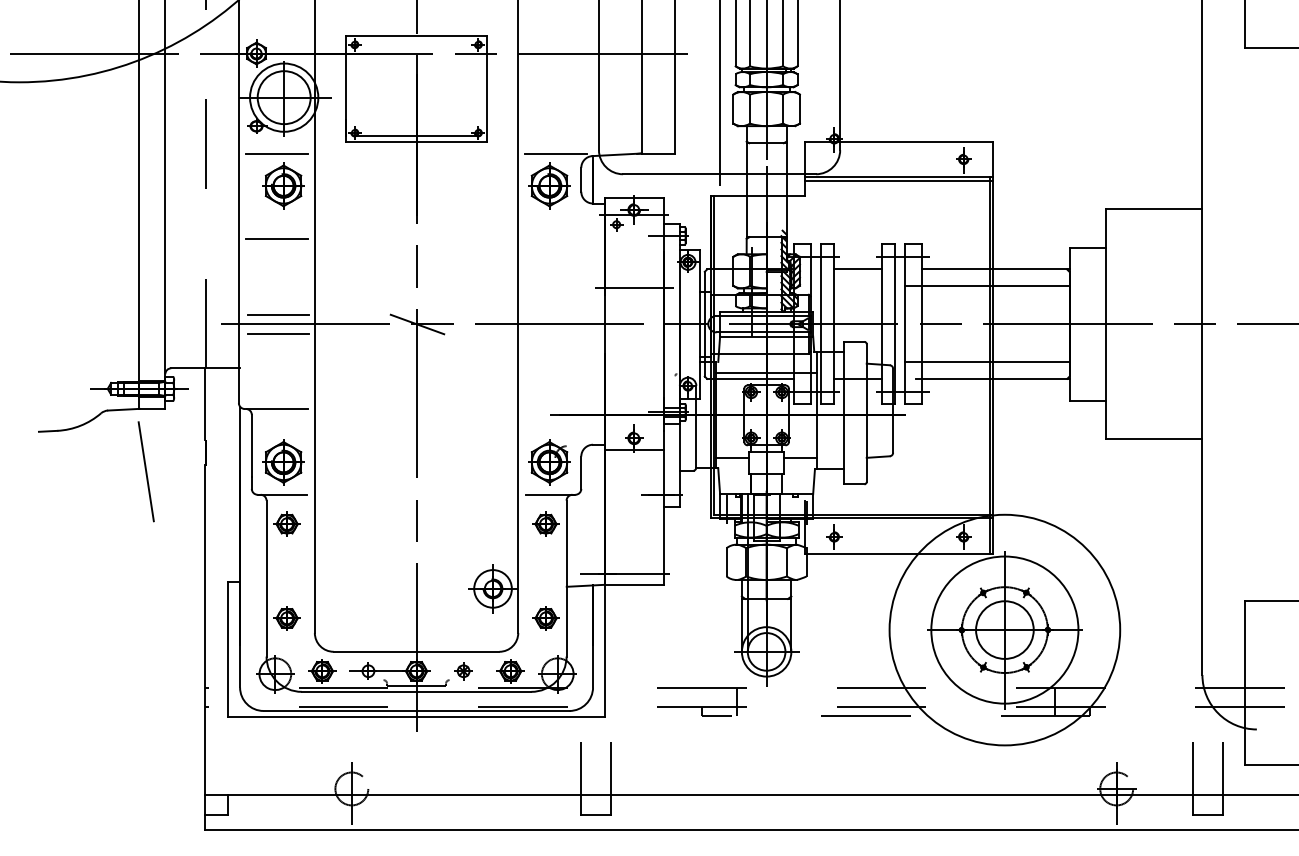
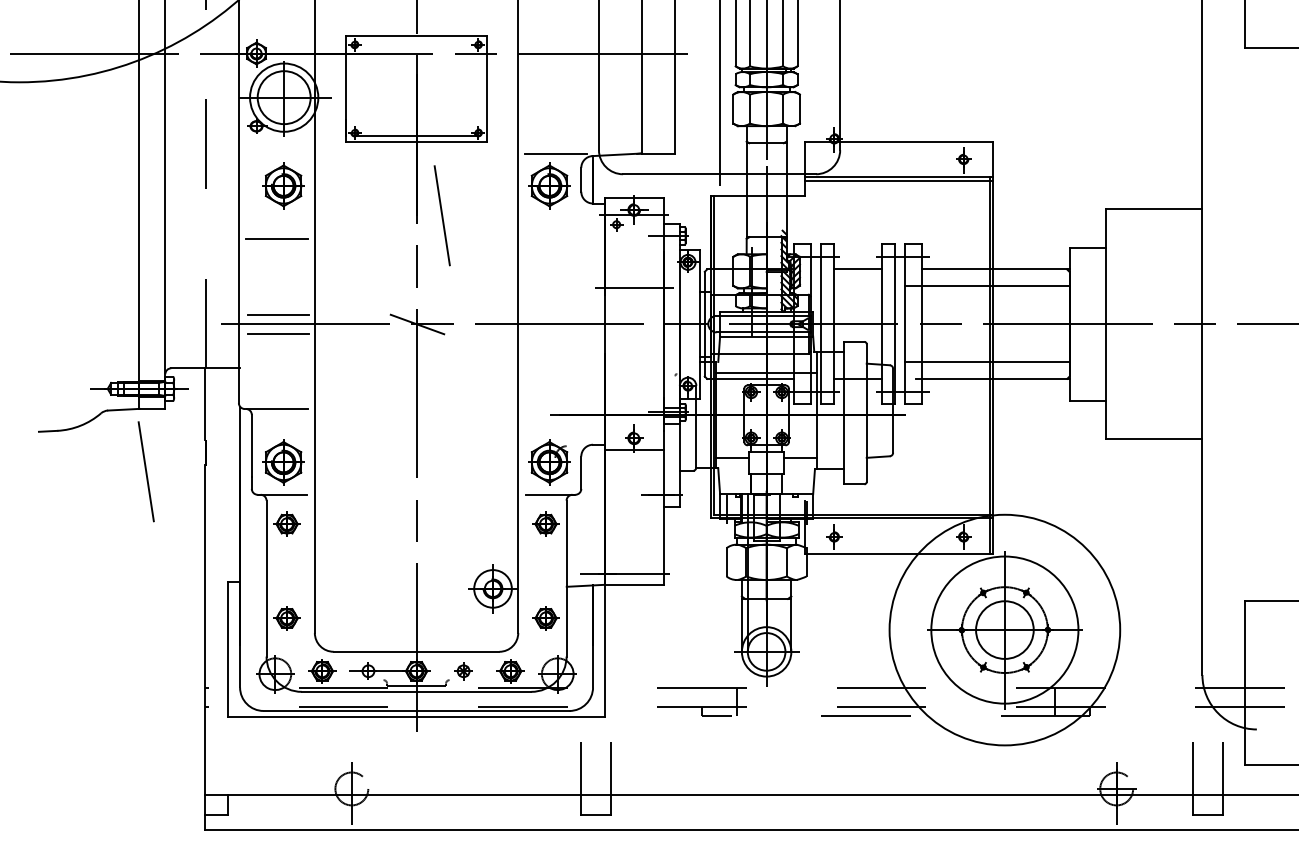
line: present -> none (277, 153)
line: none -> present (441, 215)
